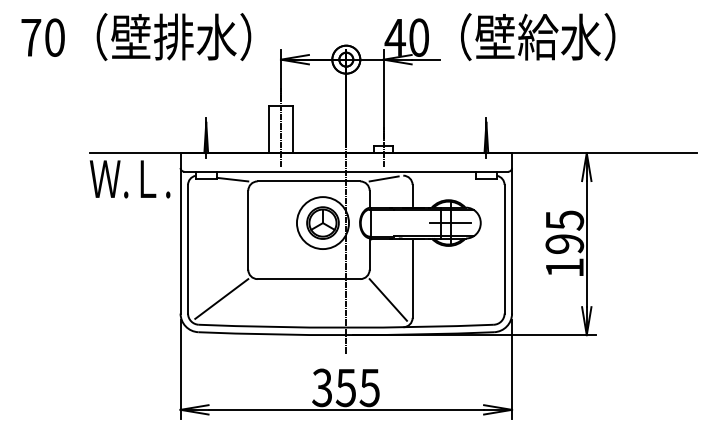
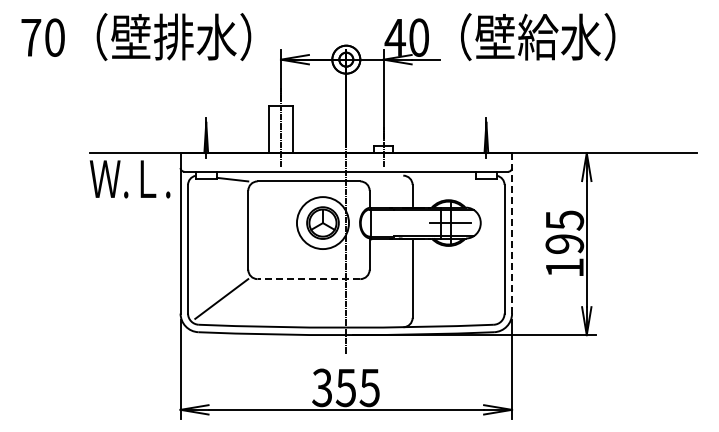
line: present -> none (383, 178)
line: solid -> dashed (512, 233)
line: solid -> dashed (308, 279)
line: present -> none (387, 299)
